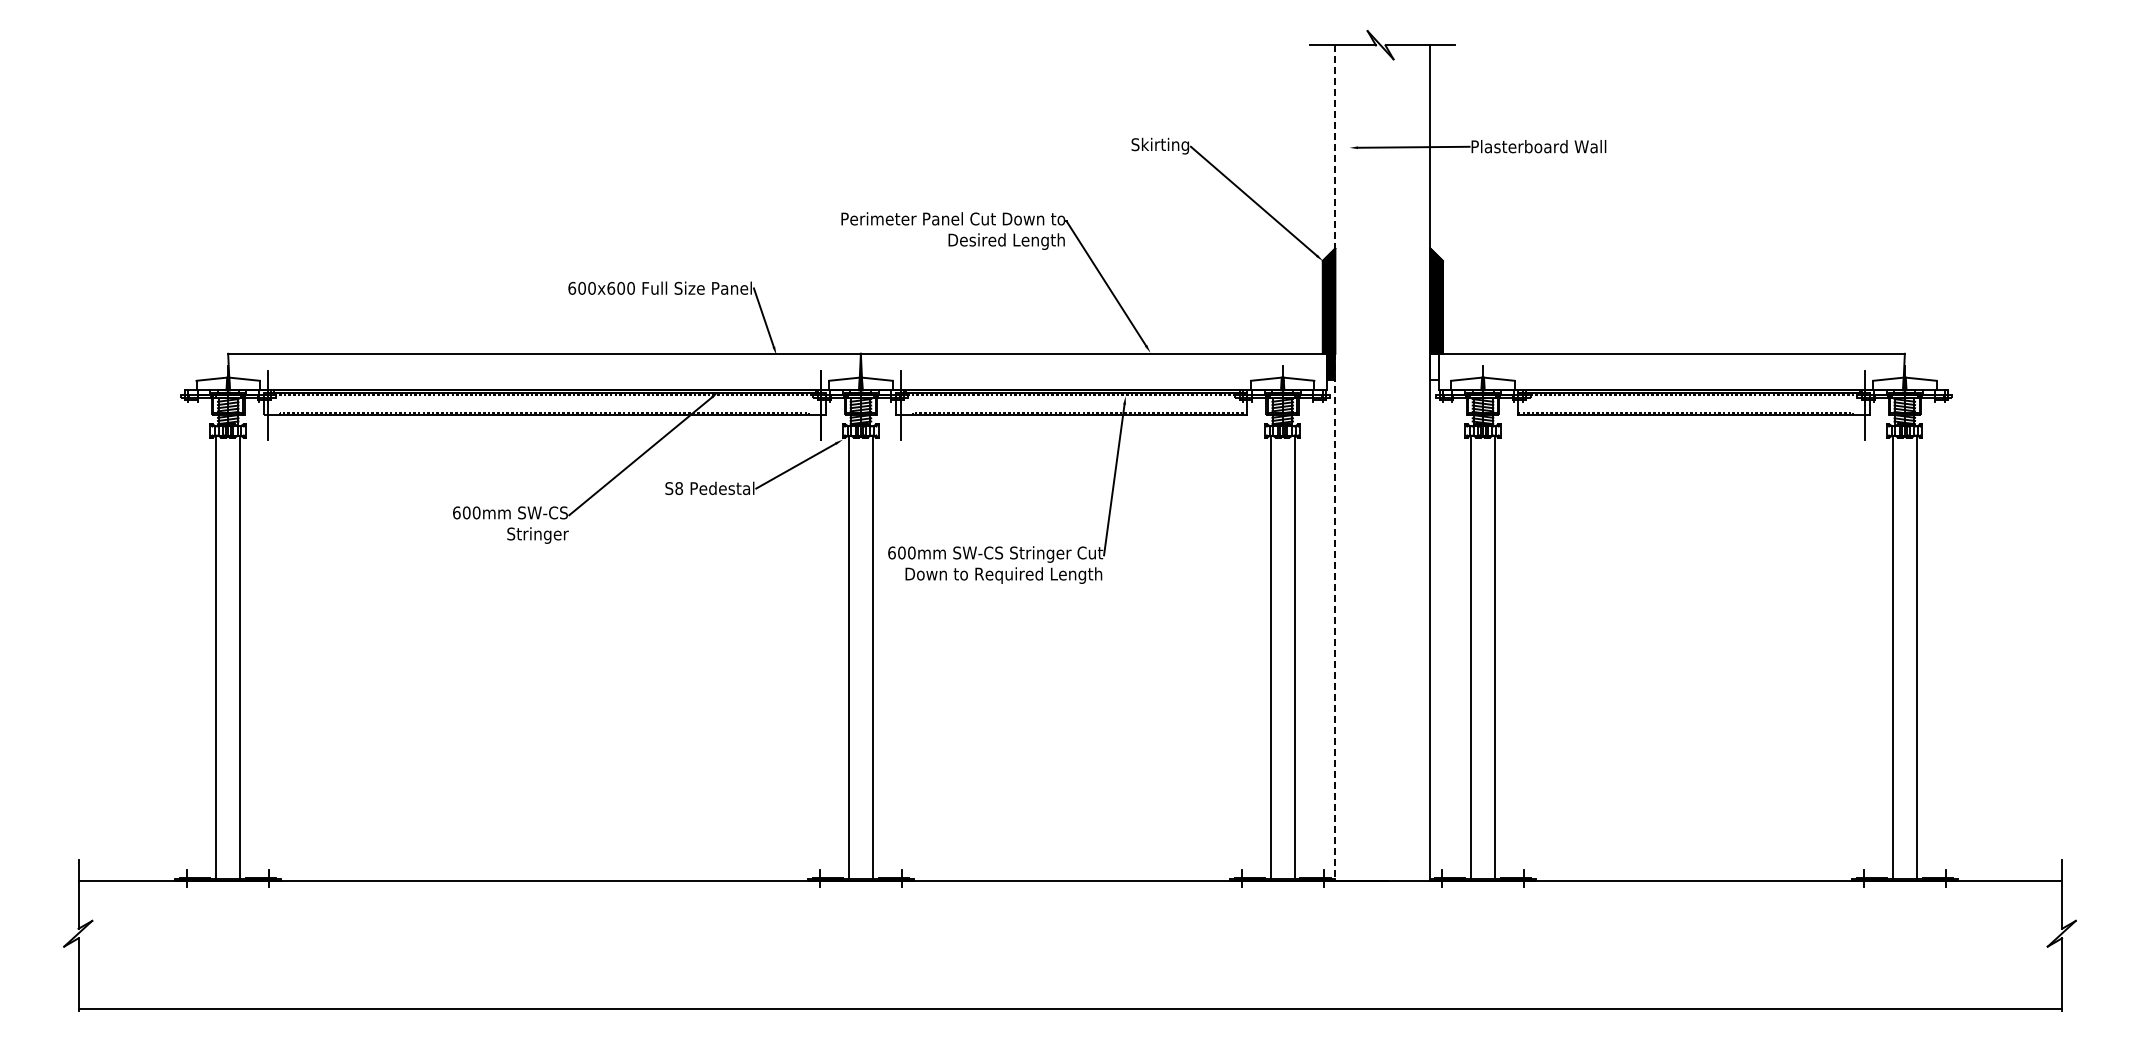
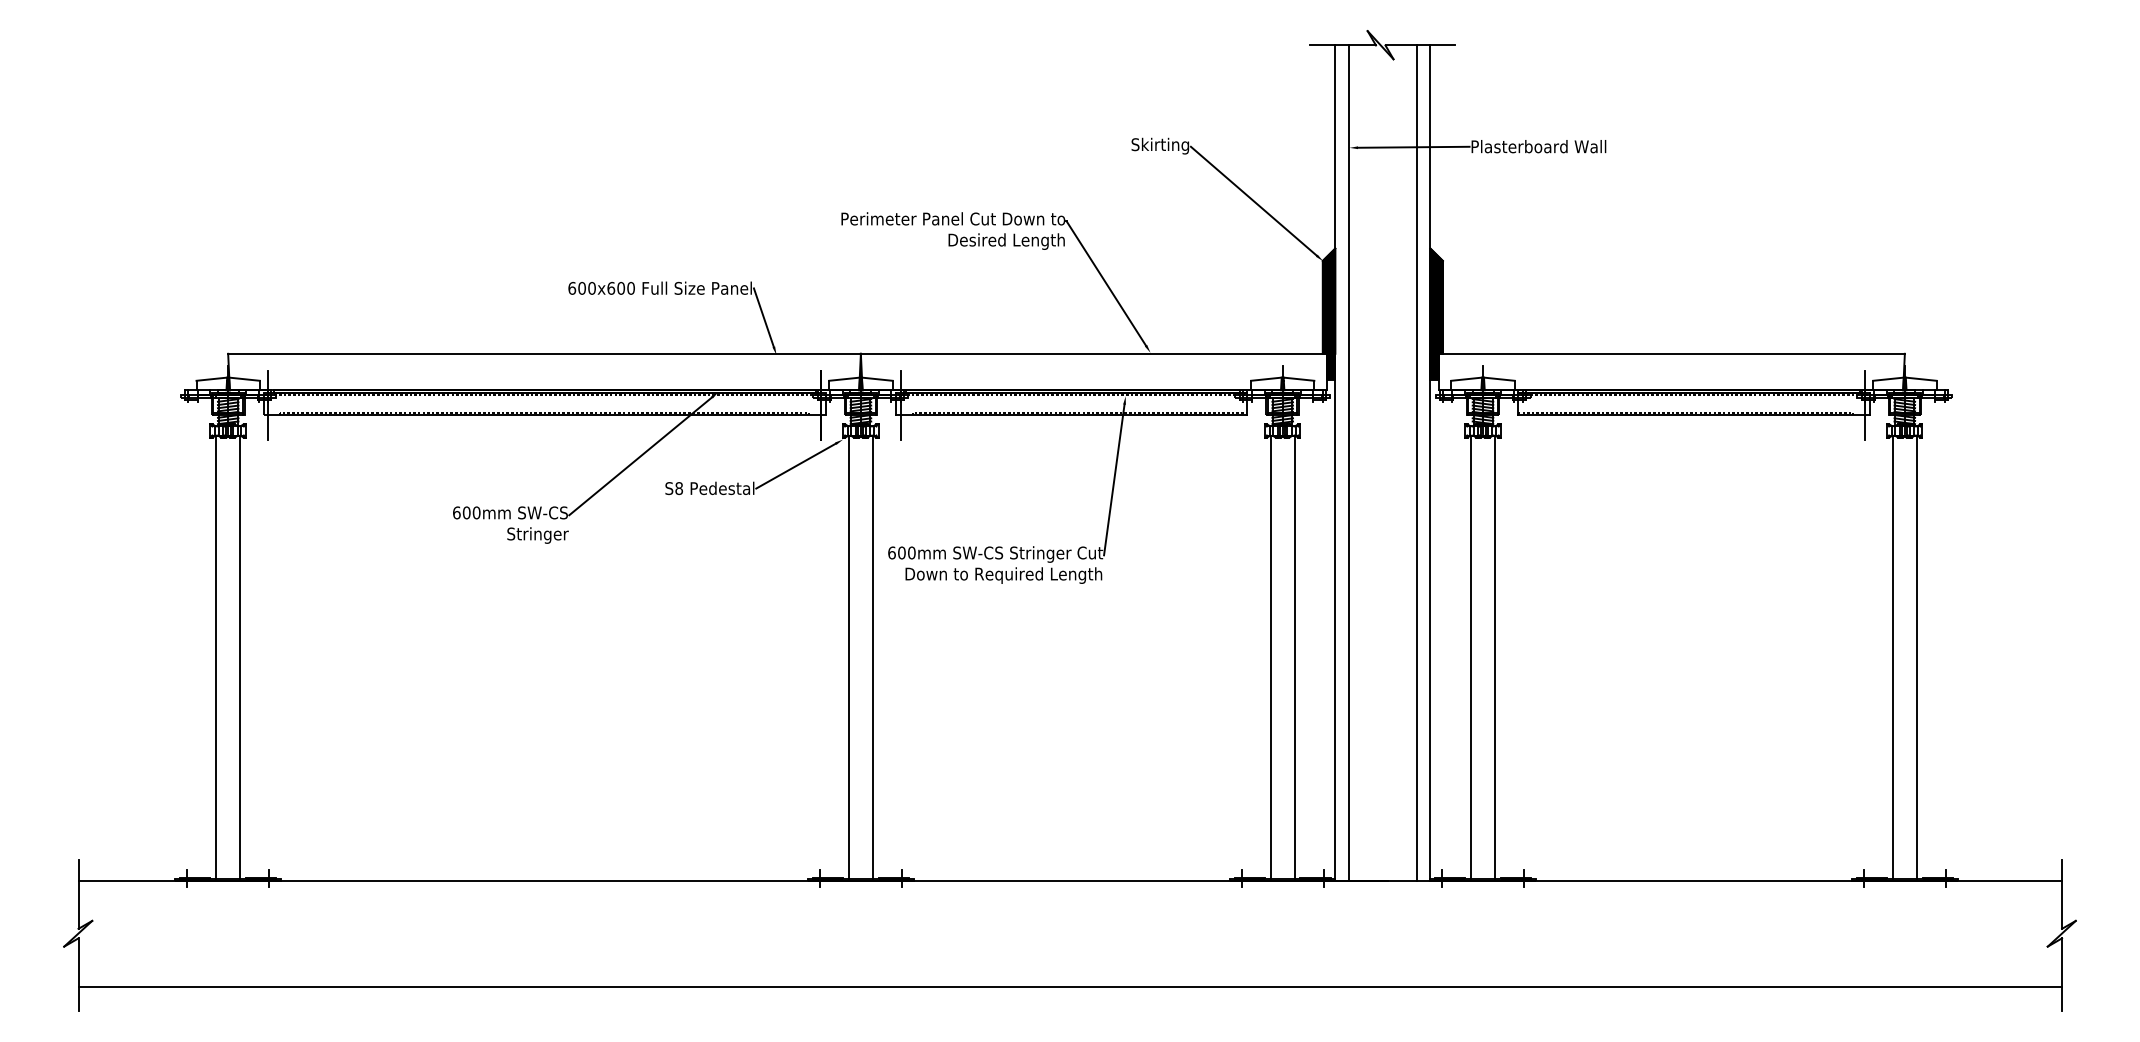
fill: none -> present (1434, 366)
line: dashed -> solid (1335, 463)
line: none -> present (1349, 463)
line: none -> present (1416, 463)
line position: (1070, 1008) -> (1070, 986) (1070, 986)
